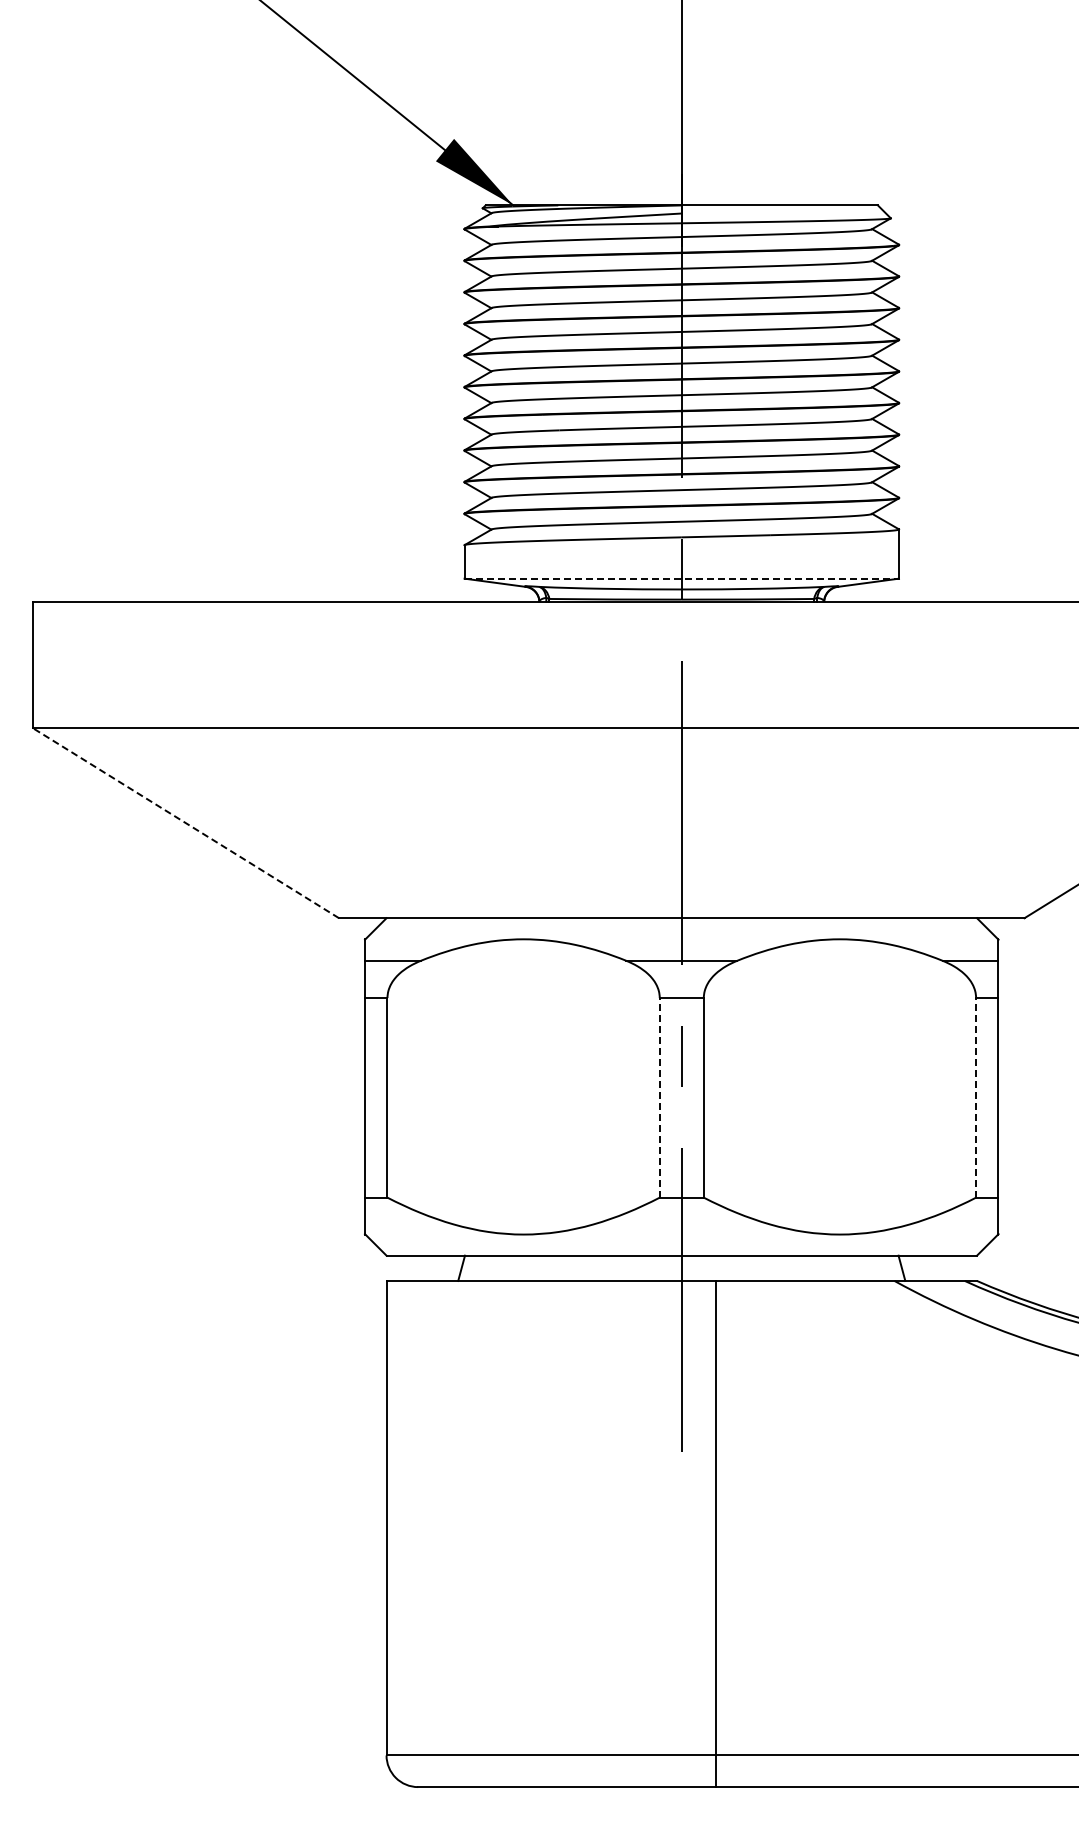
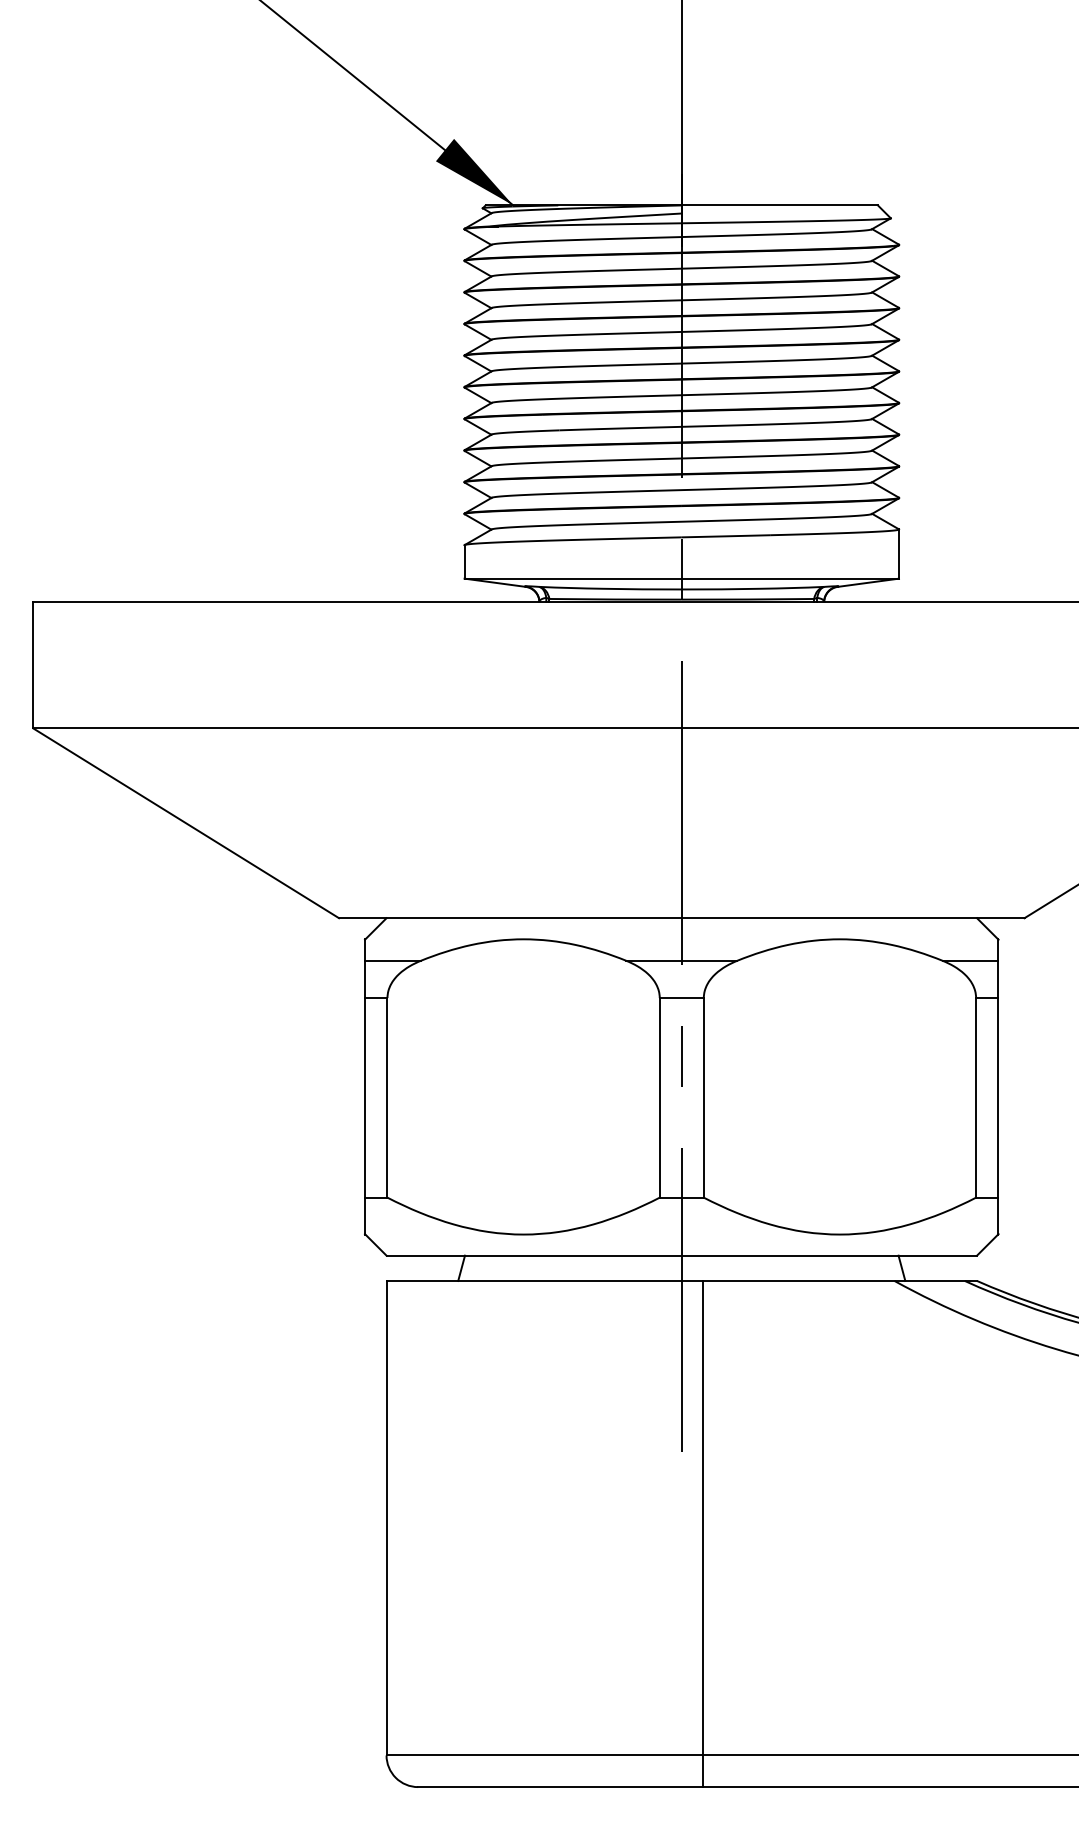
line: dashed -> solid (682, 578)
line: dashed -> solid (186, 823)
line: dashed -> solid (659, 1097)
line: dashed -> solid (976, 1097)
line position: (715, 1533) -> (702, 1533) (702, 1533)
